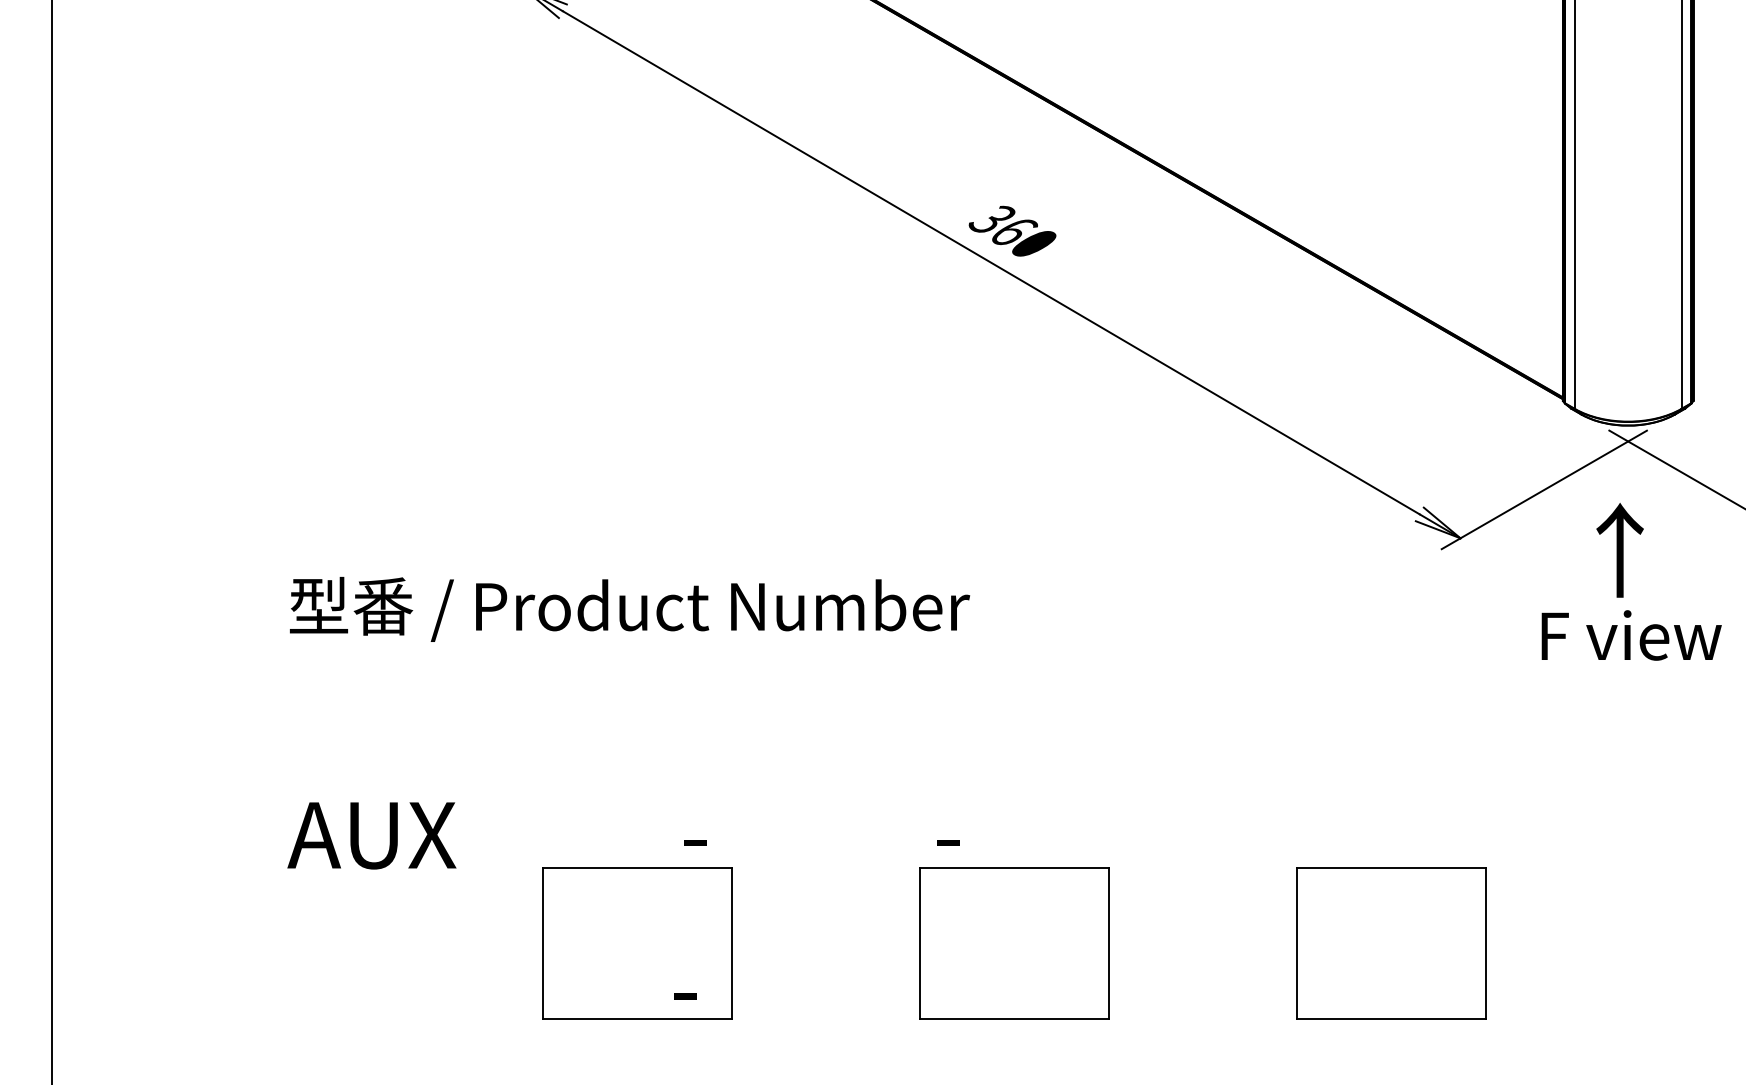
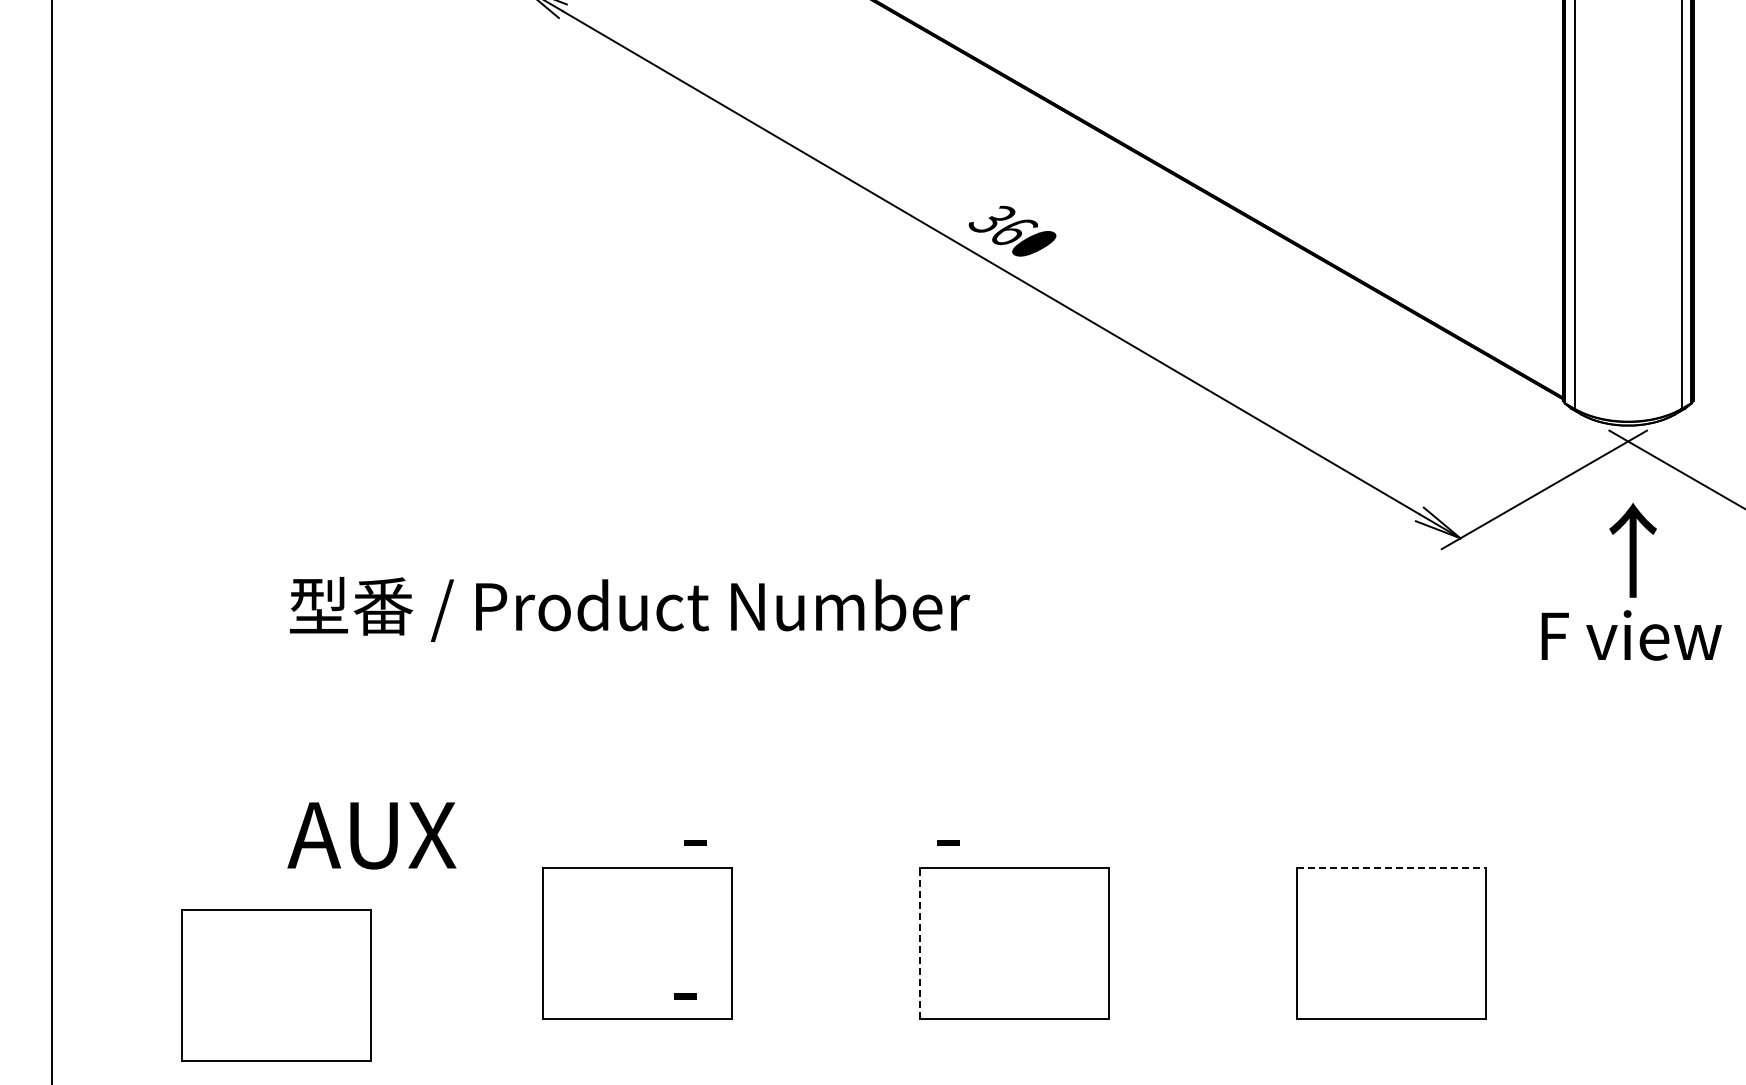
text position: (1619, 550) -> (1632, 550) (1632, 550)
line: solid -> dashed (1392, 867)
line: solid -> dashed (920, 942)
part: none -> present (276, 985)
